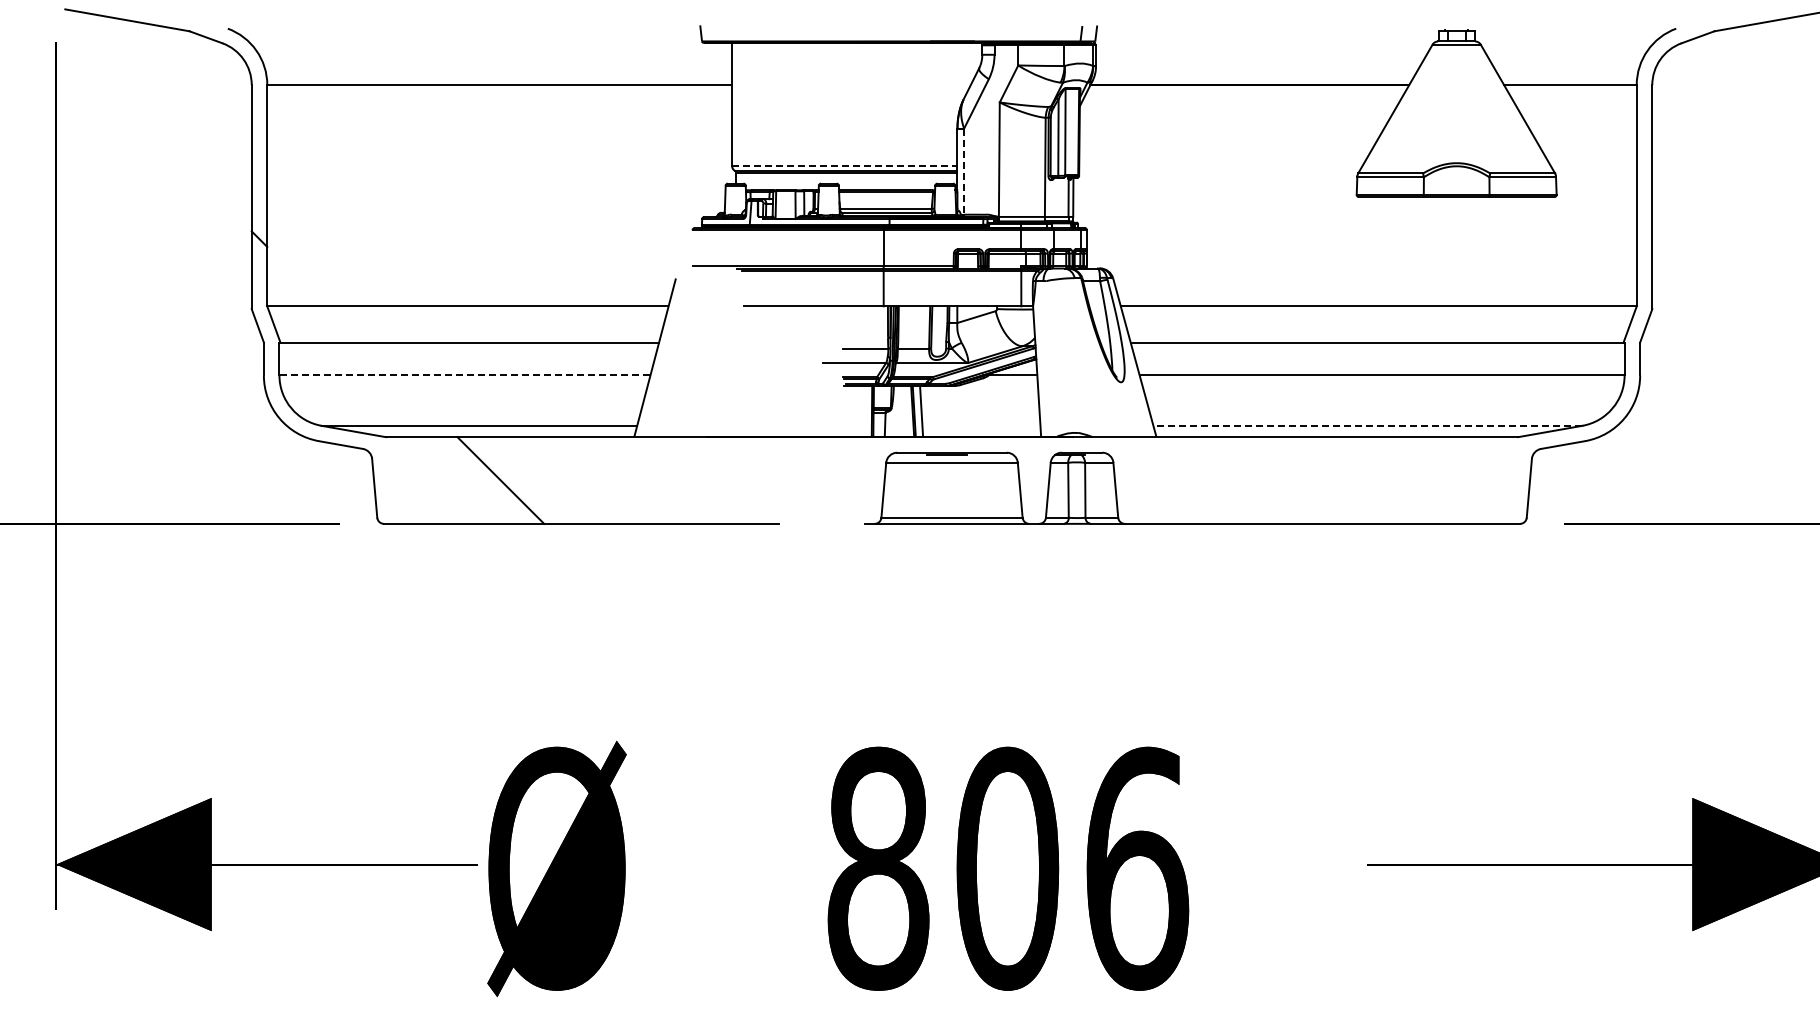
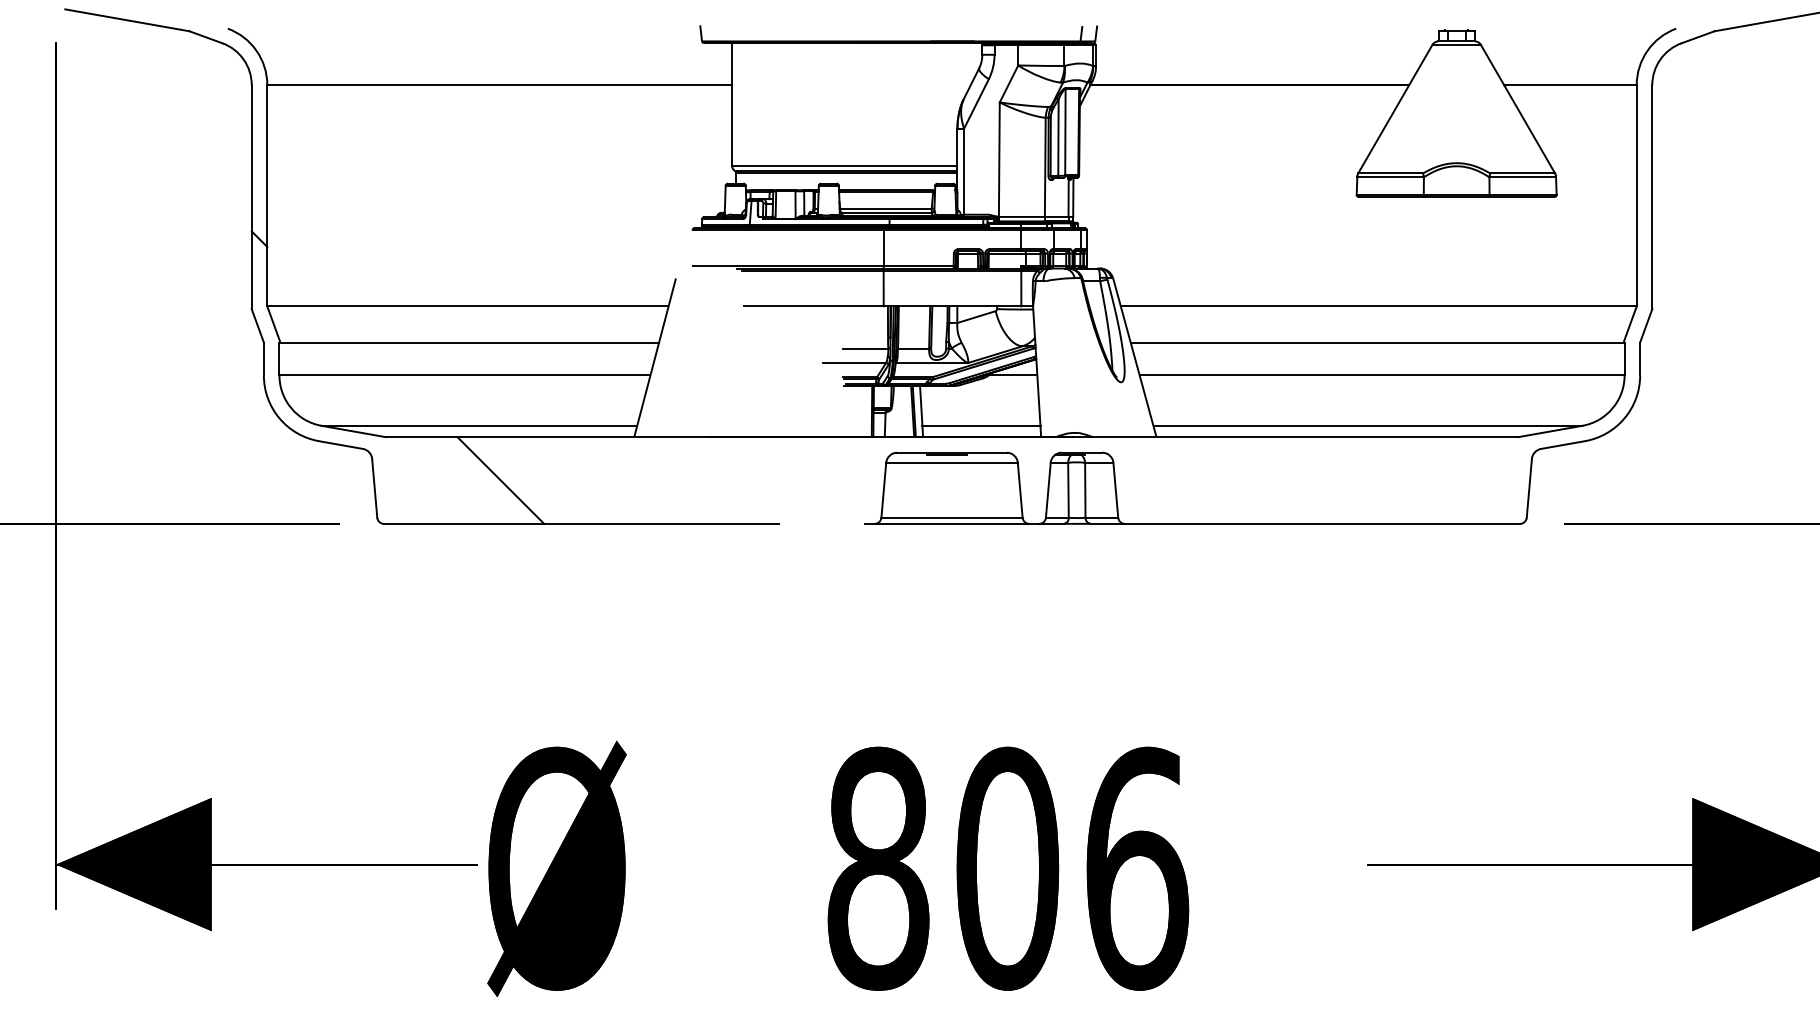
line: dashed -> solid (844, 165)
line: dashed -> solid (964, 172)
line: dashed -> solid (464, 375)
line: none -> present (981, 425)
line: dashed -> solid (1367, 425)
